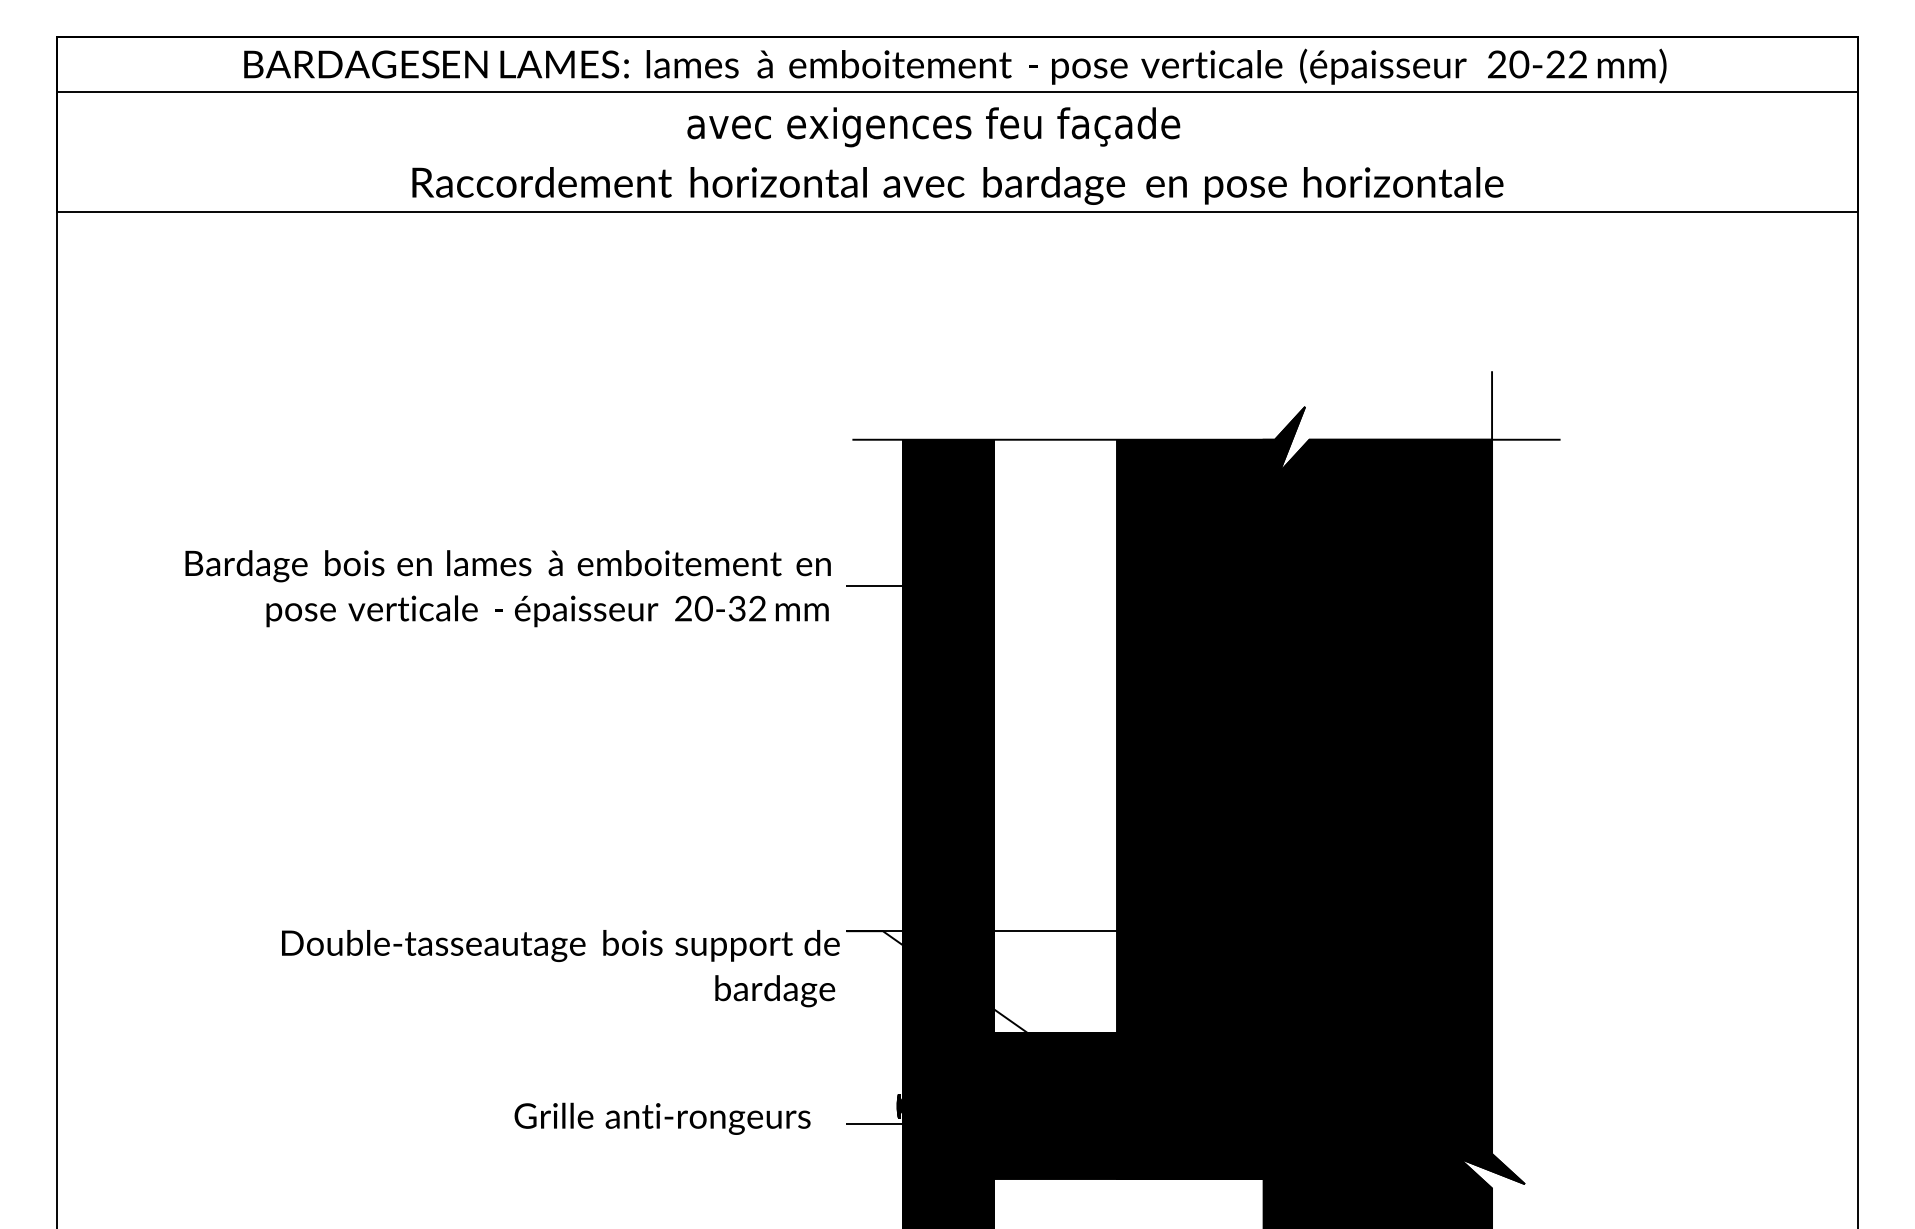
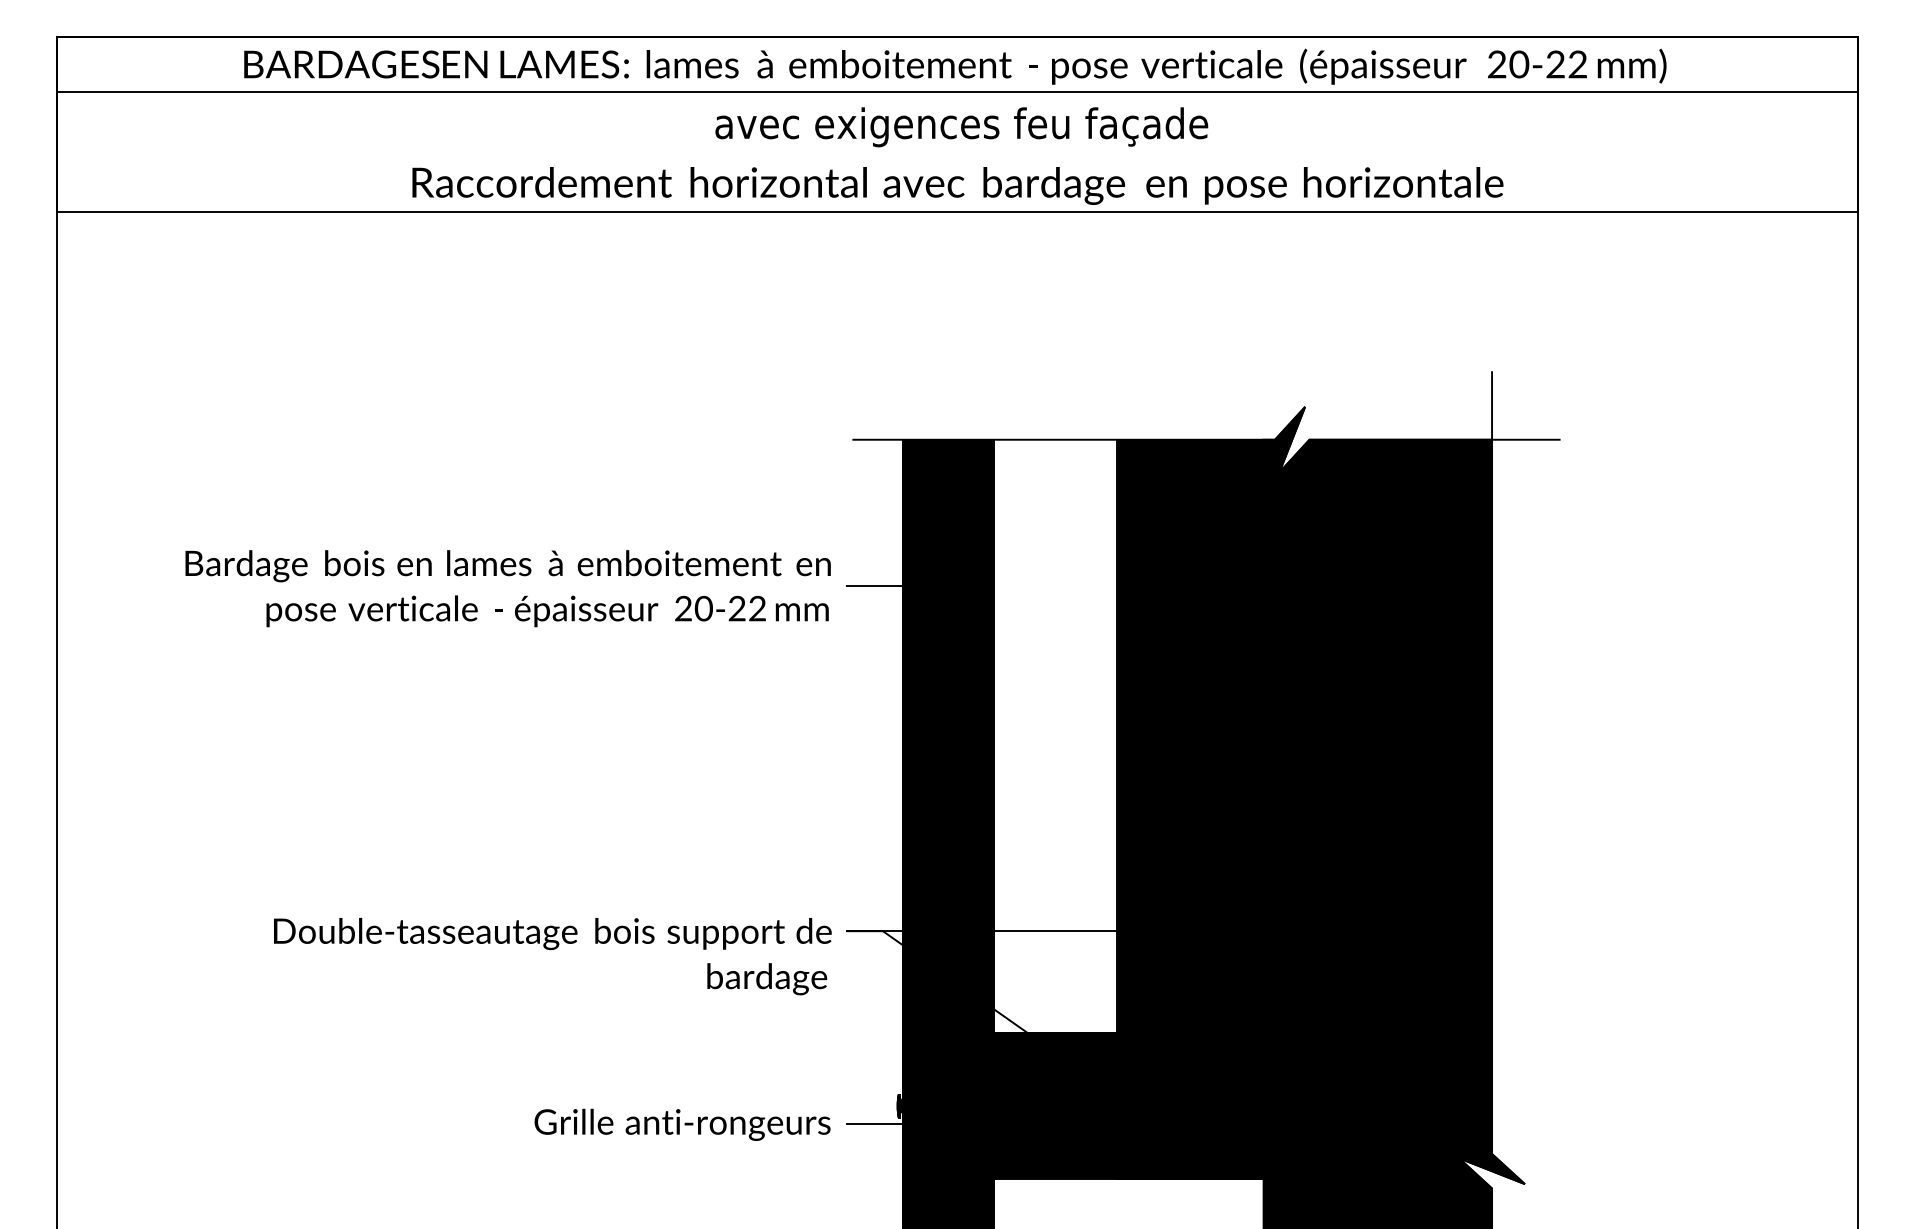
text position: (933, 127) -> (961, 127) (961, 127)
text: 20-32 -> 20-22 (736, 610)
text position: (560, 968) -> (552, 956) (552, 956)
text position: (662, 1118) -> (682, 1124) (682, 1124)
